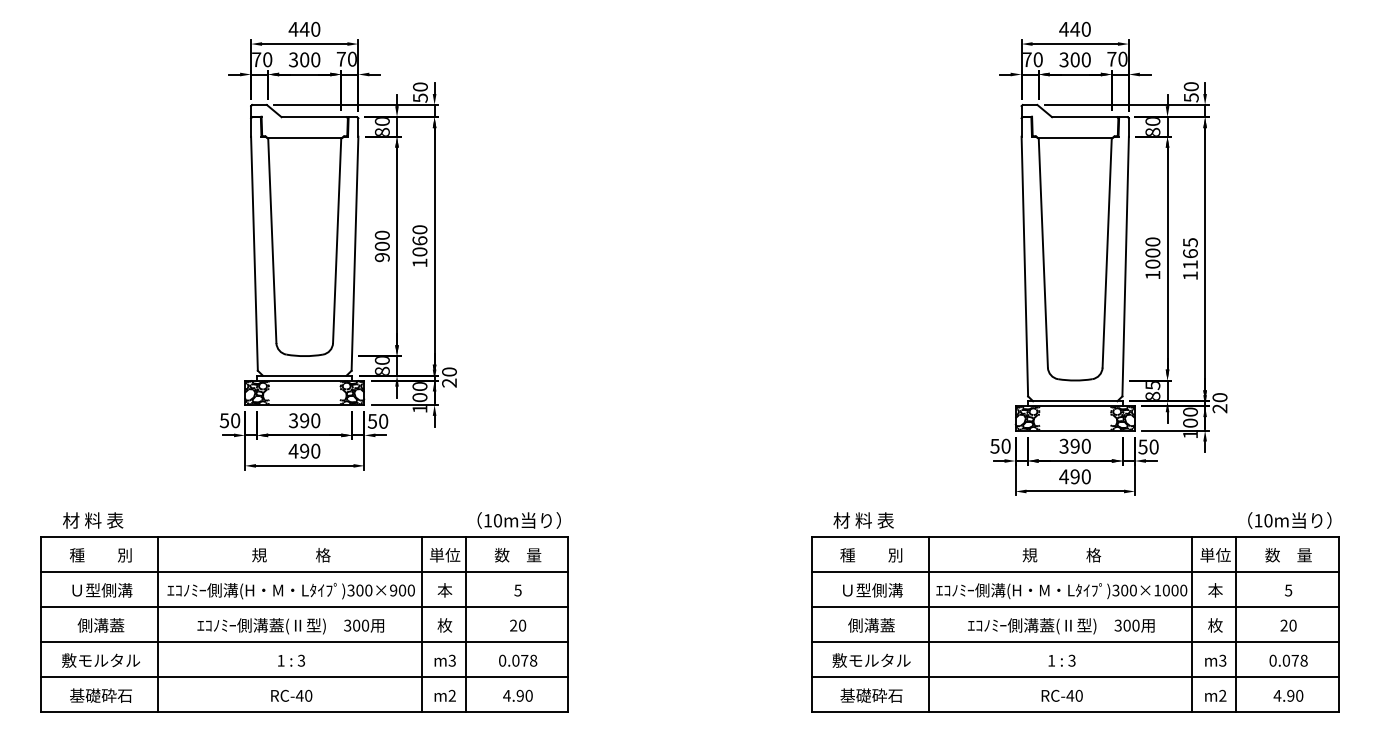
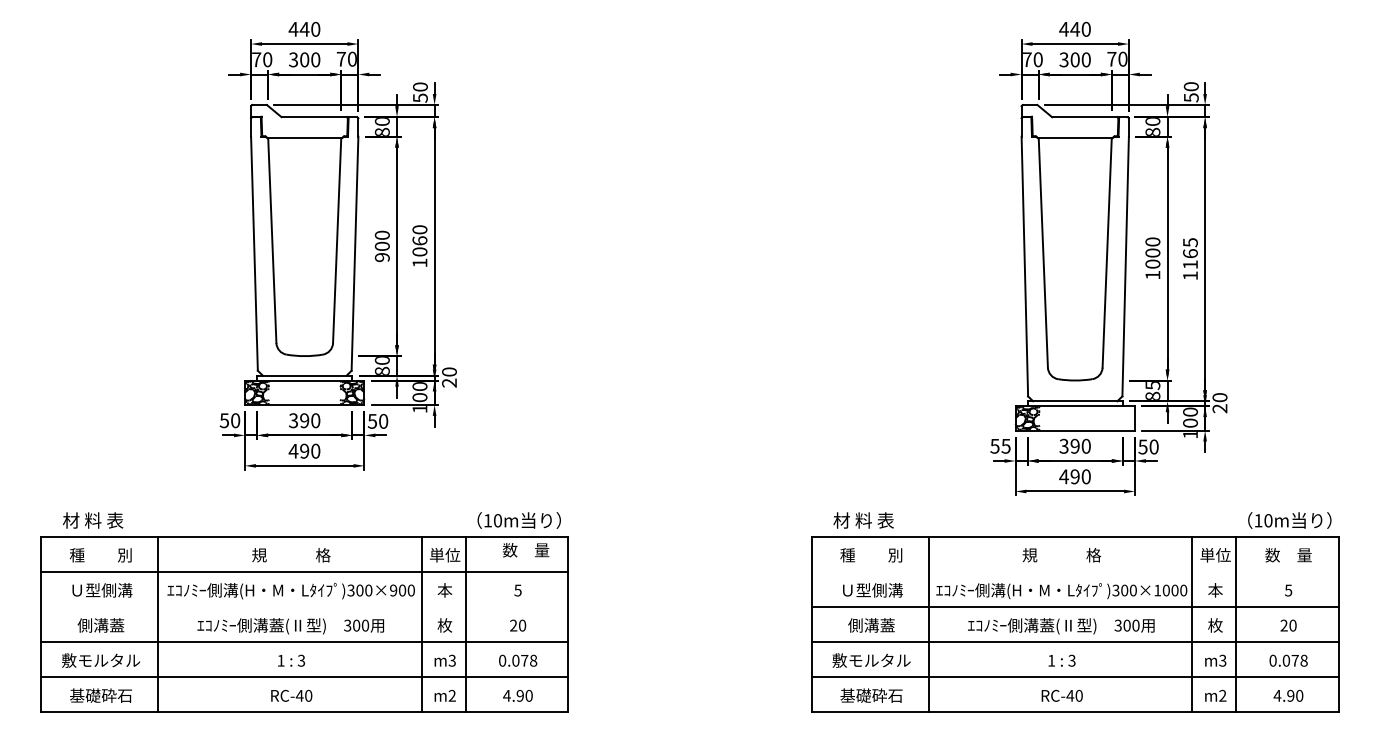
hatch: present -> none (1122, 418)
text: 50 -> 55 (1005, 445)
text position: (518, 555) -> (526, 550) (526, 550)
line: present -> none (1074, 571)
line: present -> none (304, 606)
